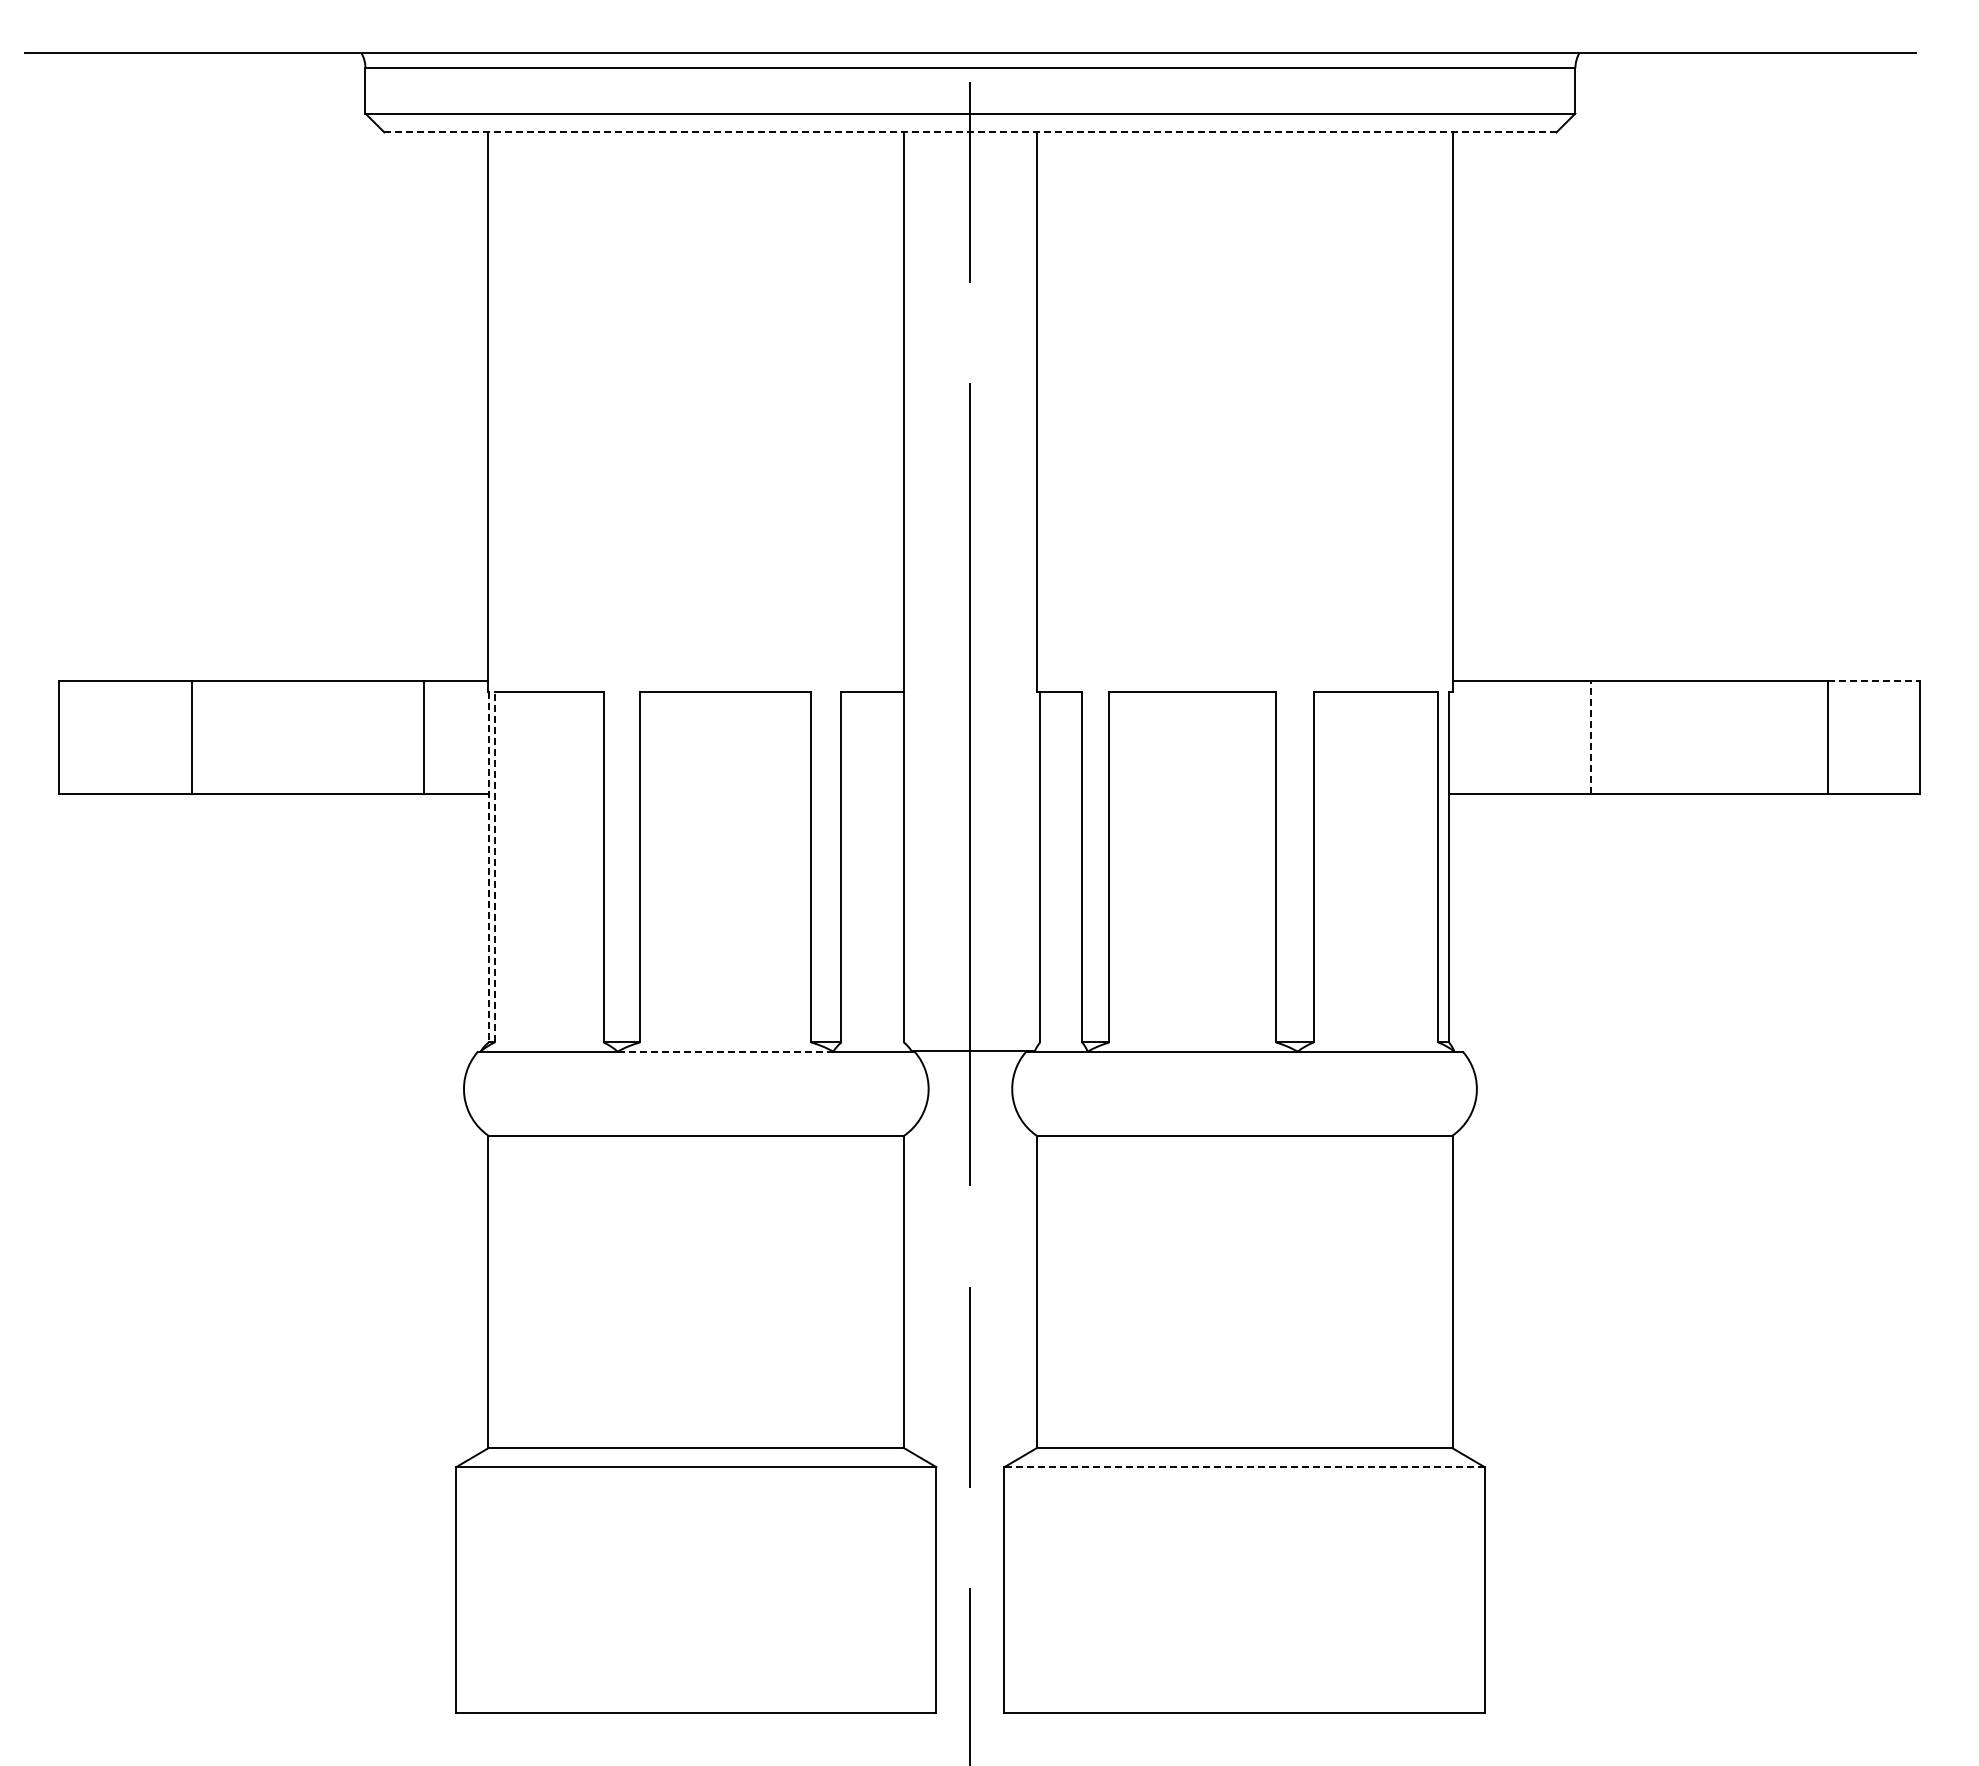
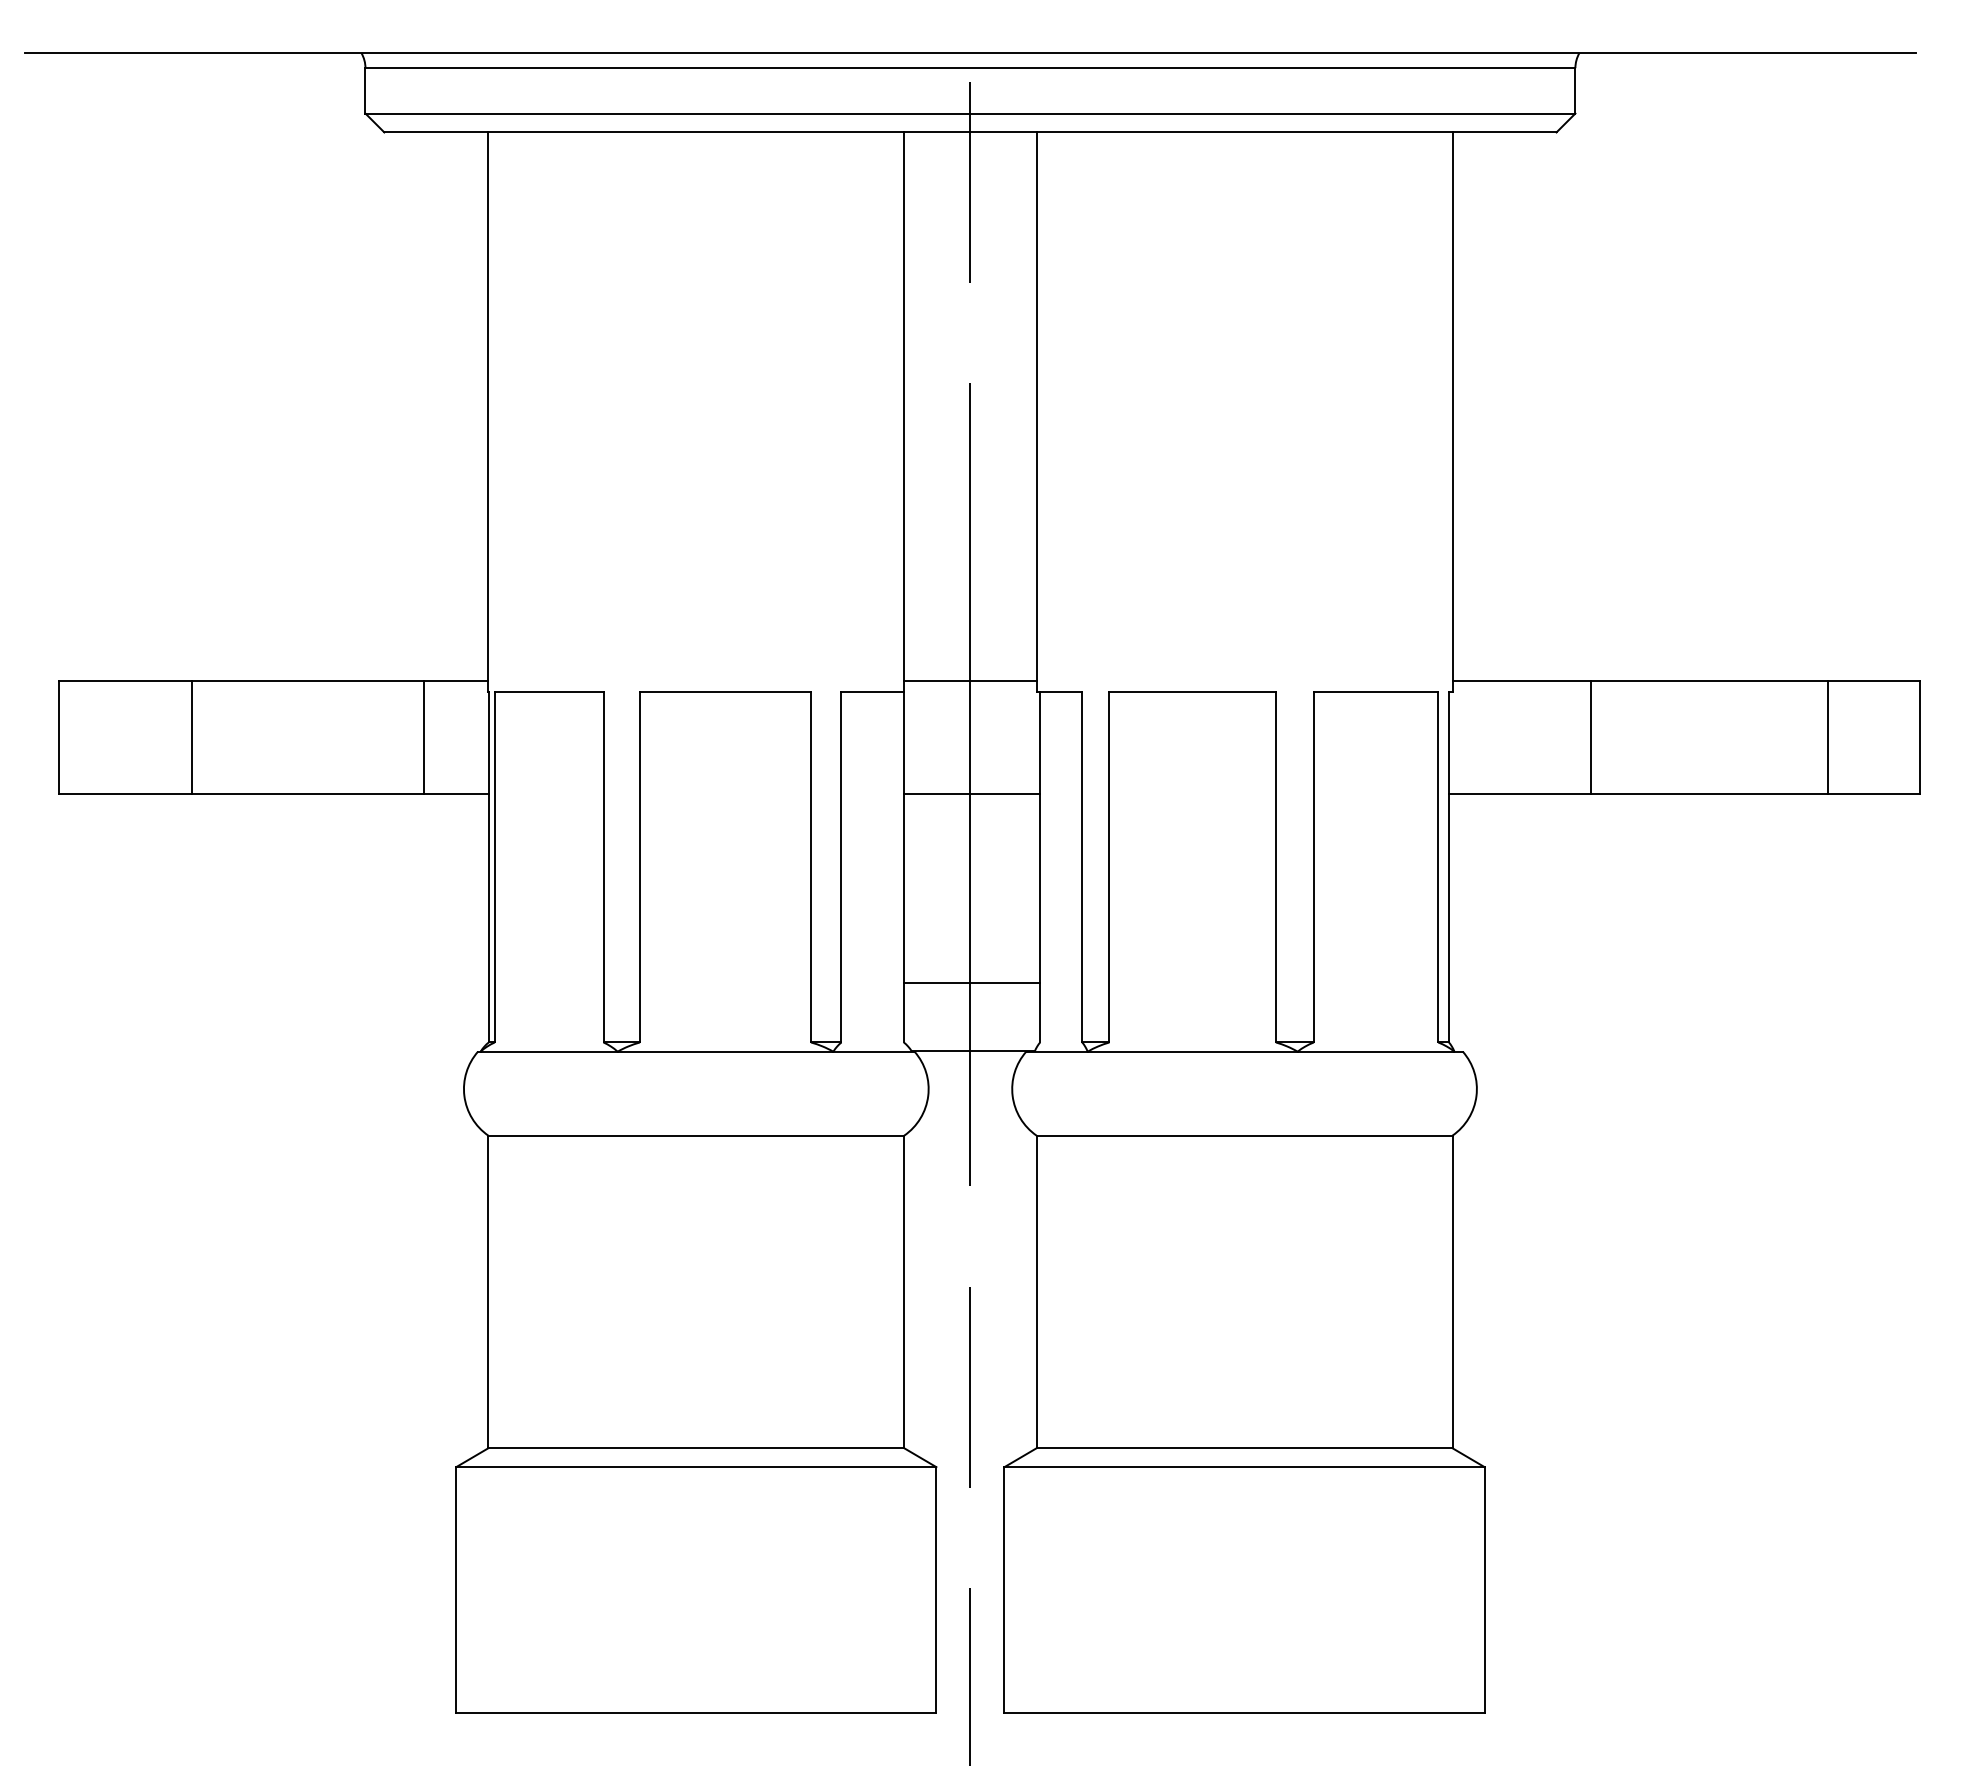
line: dashed -> solid (969, 132)
line: none -> present (970, 680)
line: dashed -> solid (1874, 680)
line: dashed -> solid (1591, 737)
line: none -> present (971, 794)
line: dashed -> solid (494, 866)
line: dashed -> solid (488, 867)
line: none -> present (971, 983)
line: dashed -> solid (725, 1051)
line: dashed -> solid (1244, 1467)
